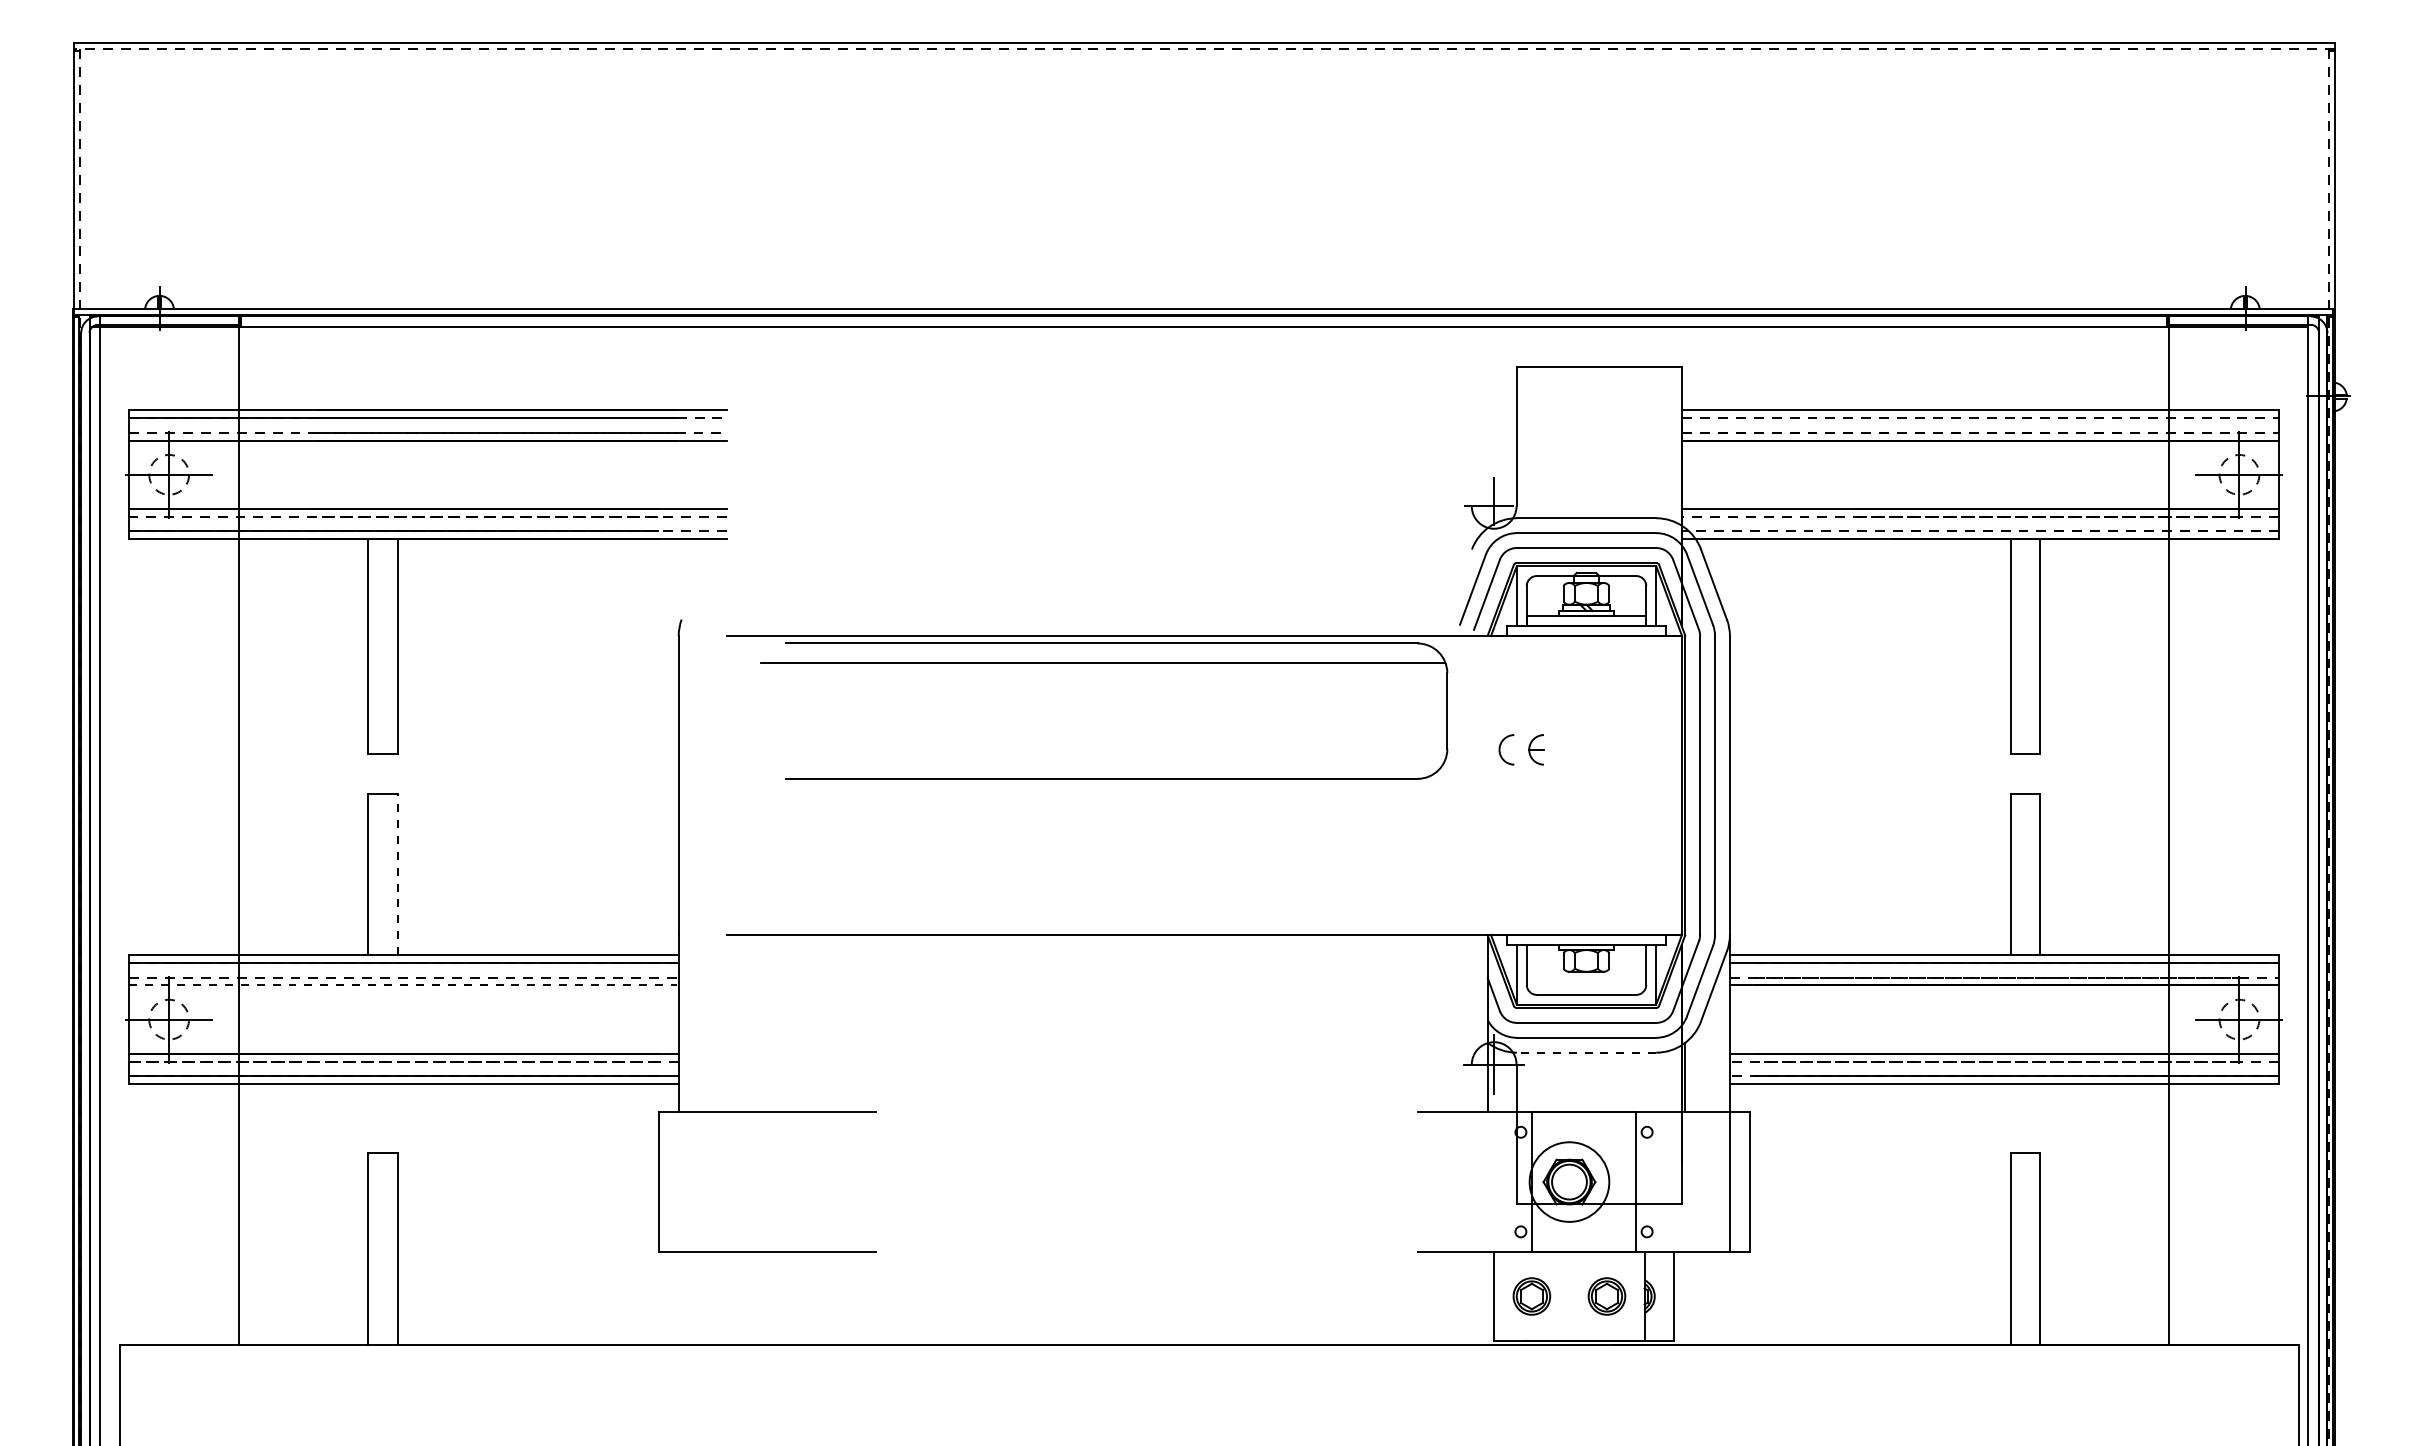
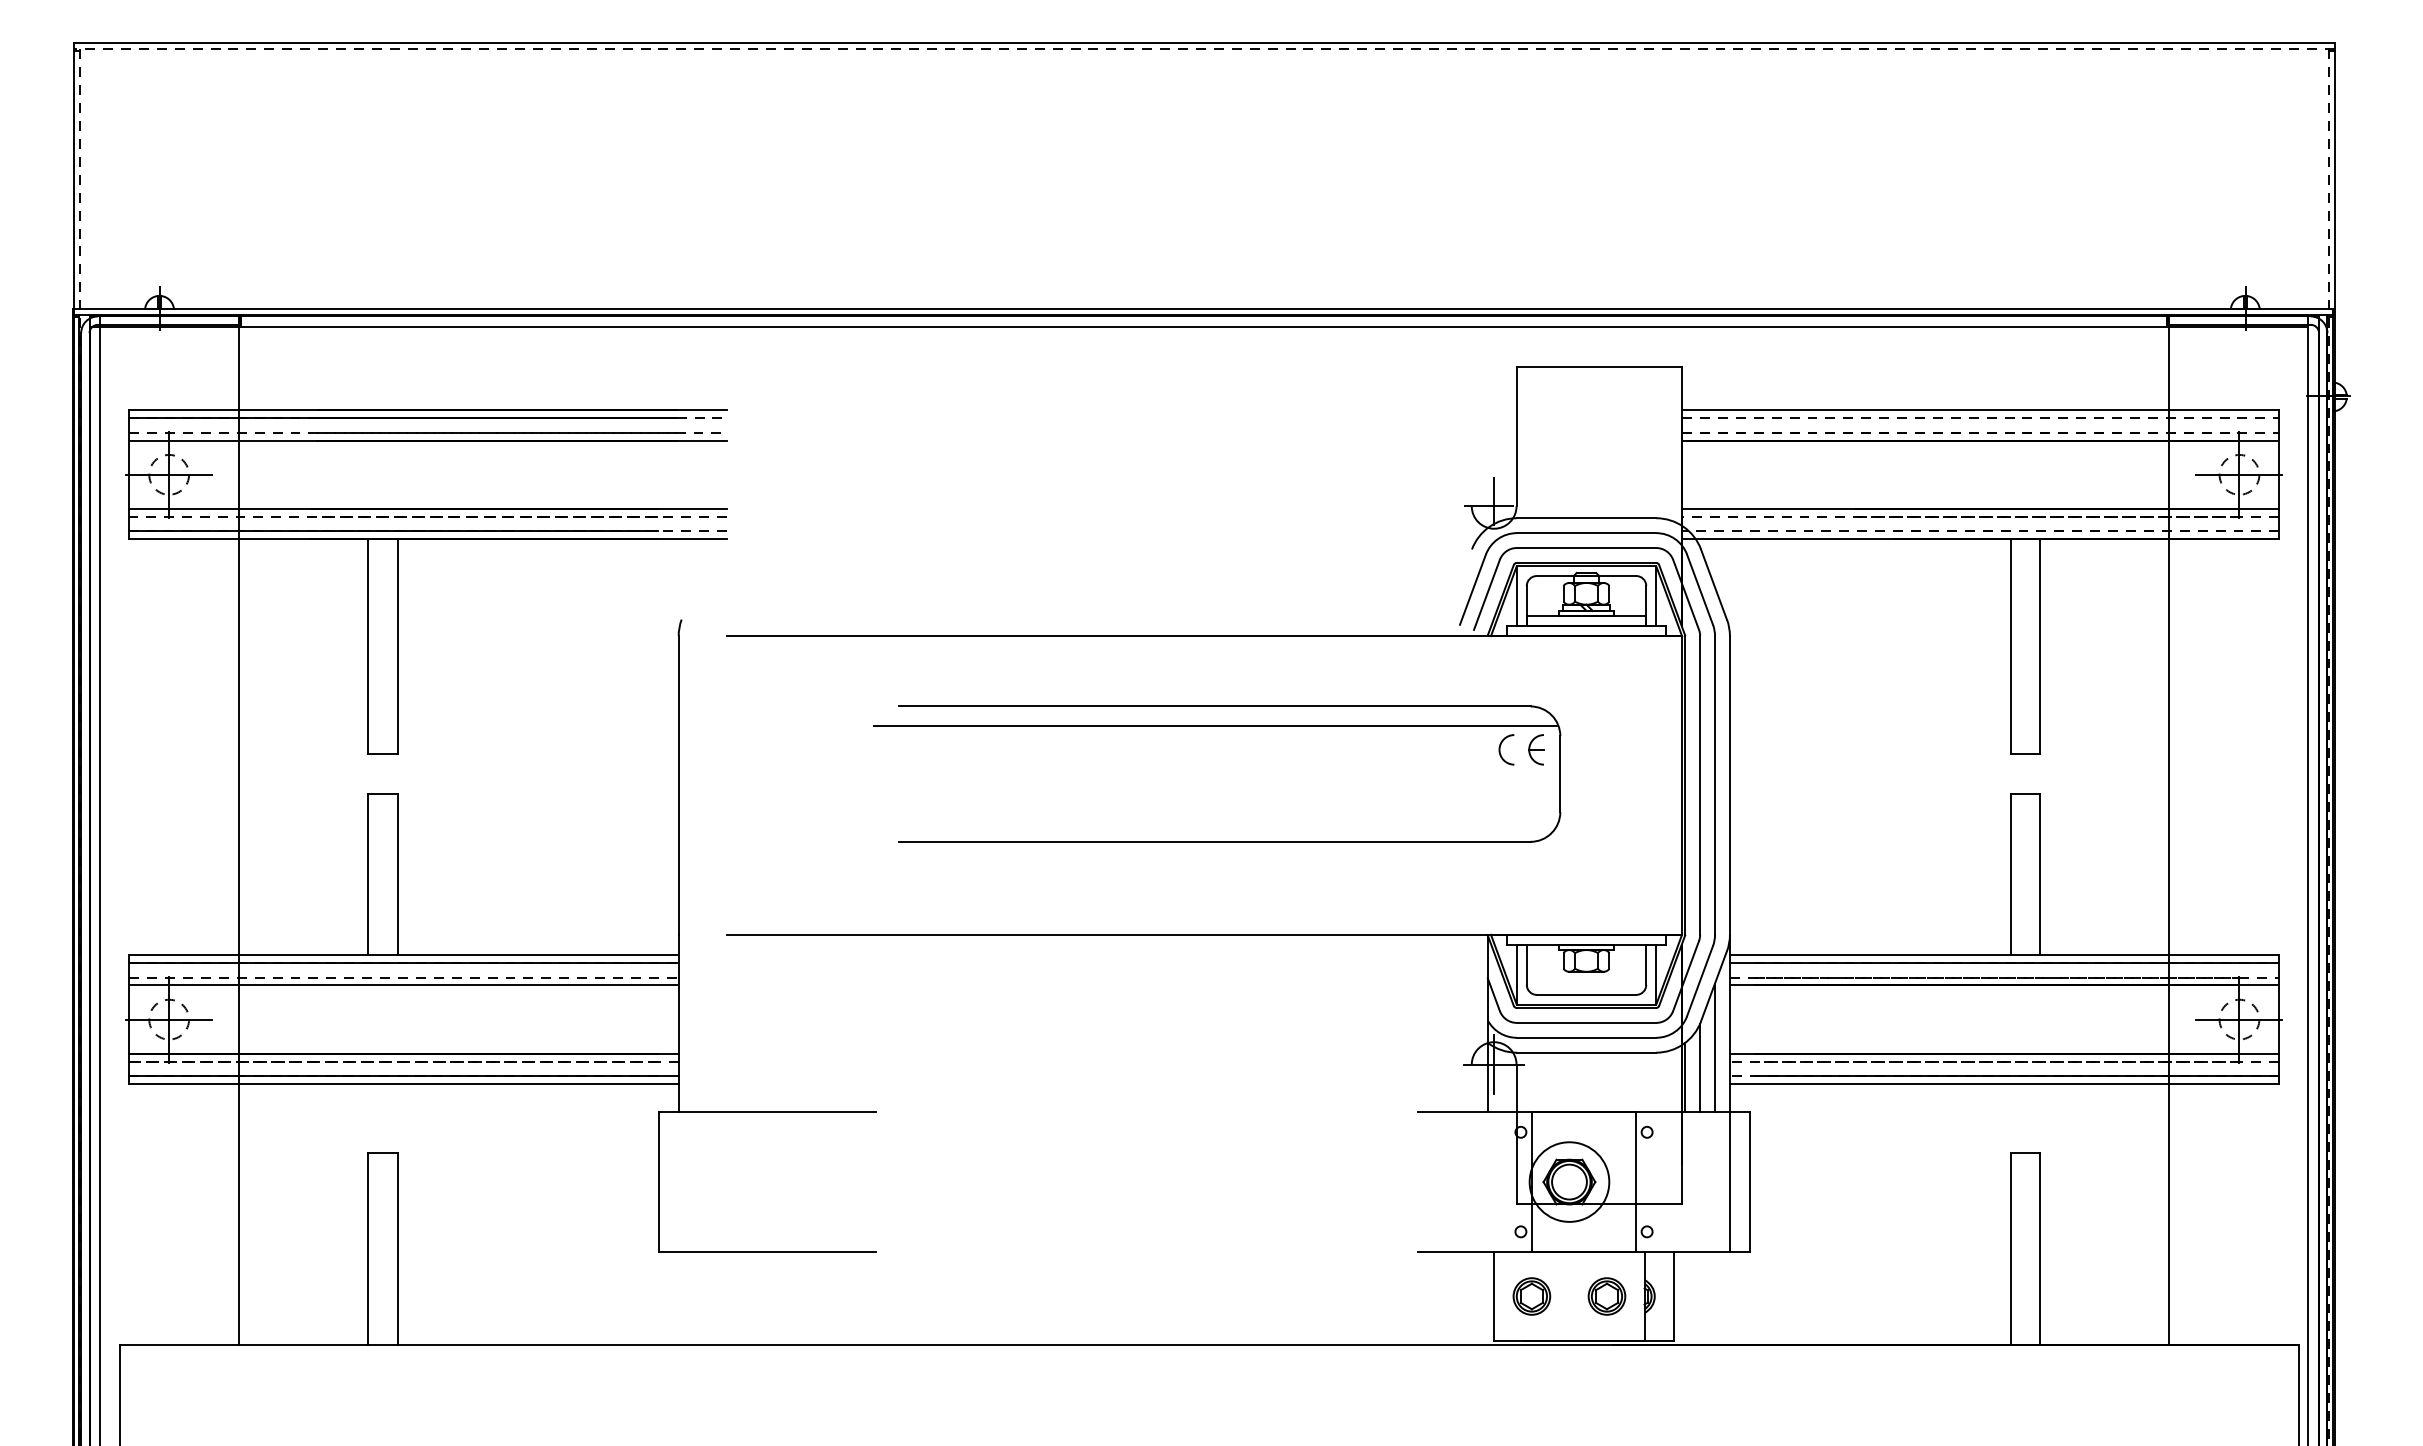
part position: (1104, 663) -> (1217, 726) (1217, 726)
line: dashed -> solid (398, 874)
line: dashed -> solid (403, 985)
line: none -> present (1715, 1047)
line: dashed -> solid (1586, 1052)
line: none -> present (1700, 1067)
